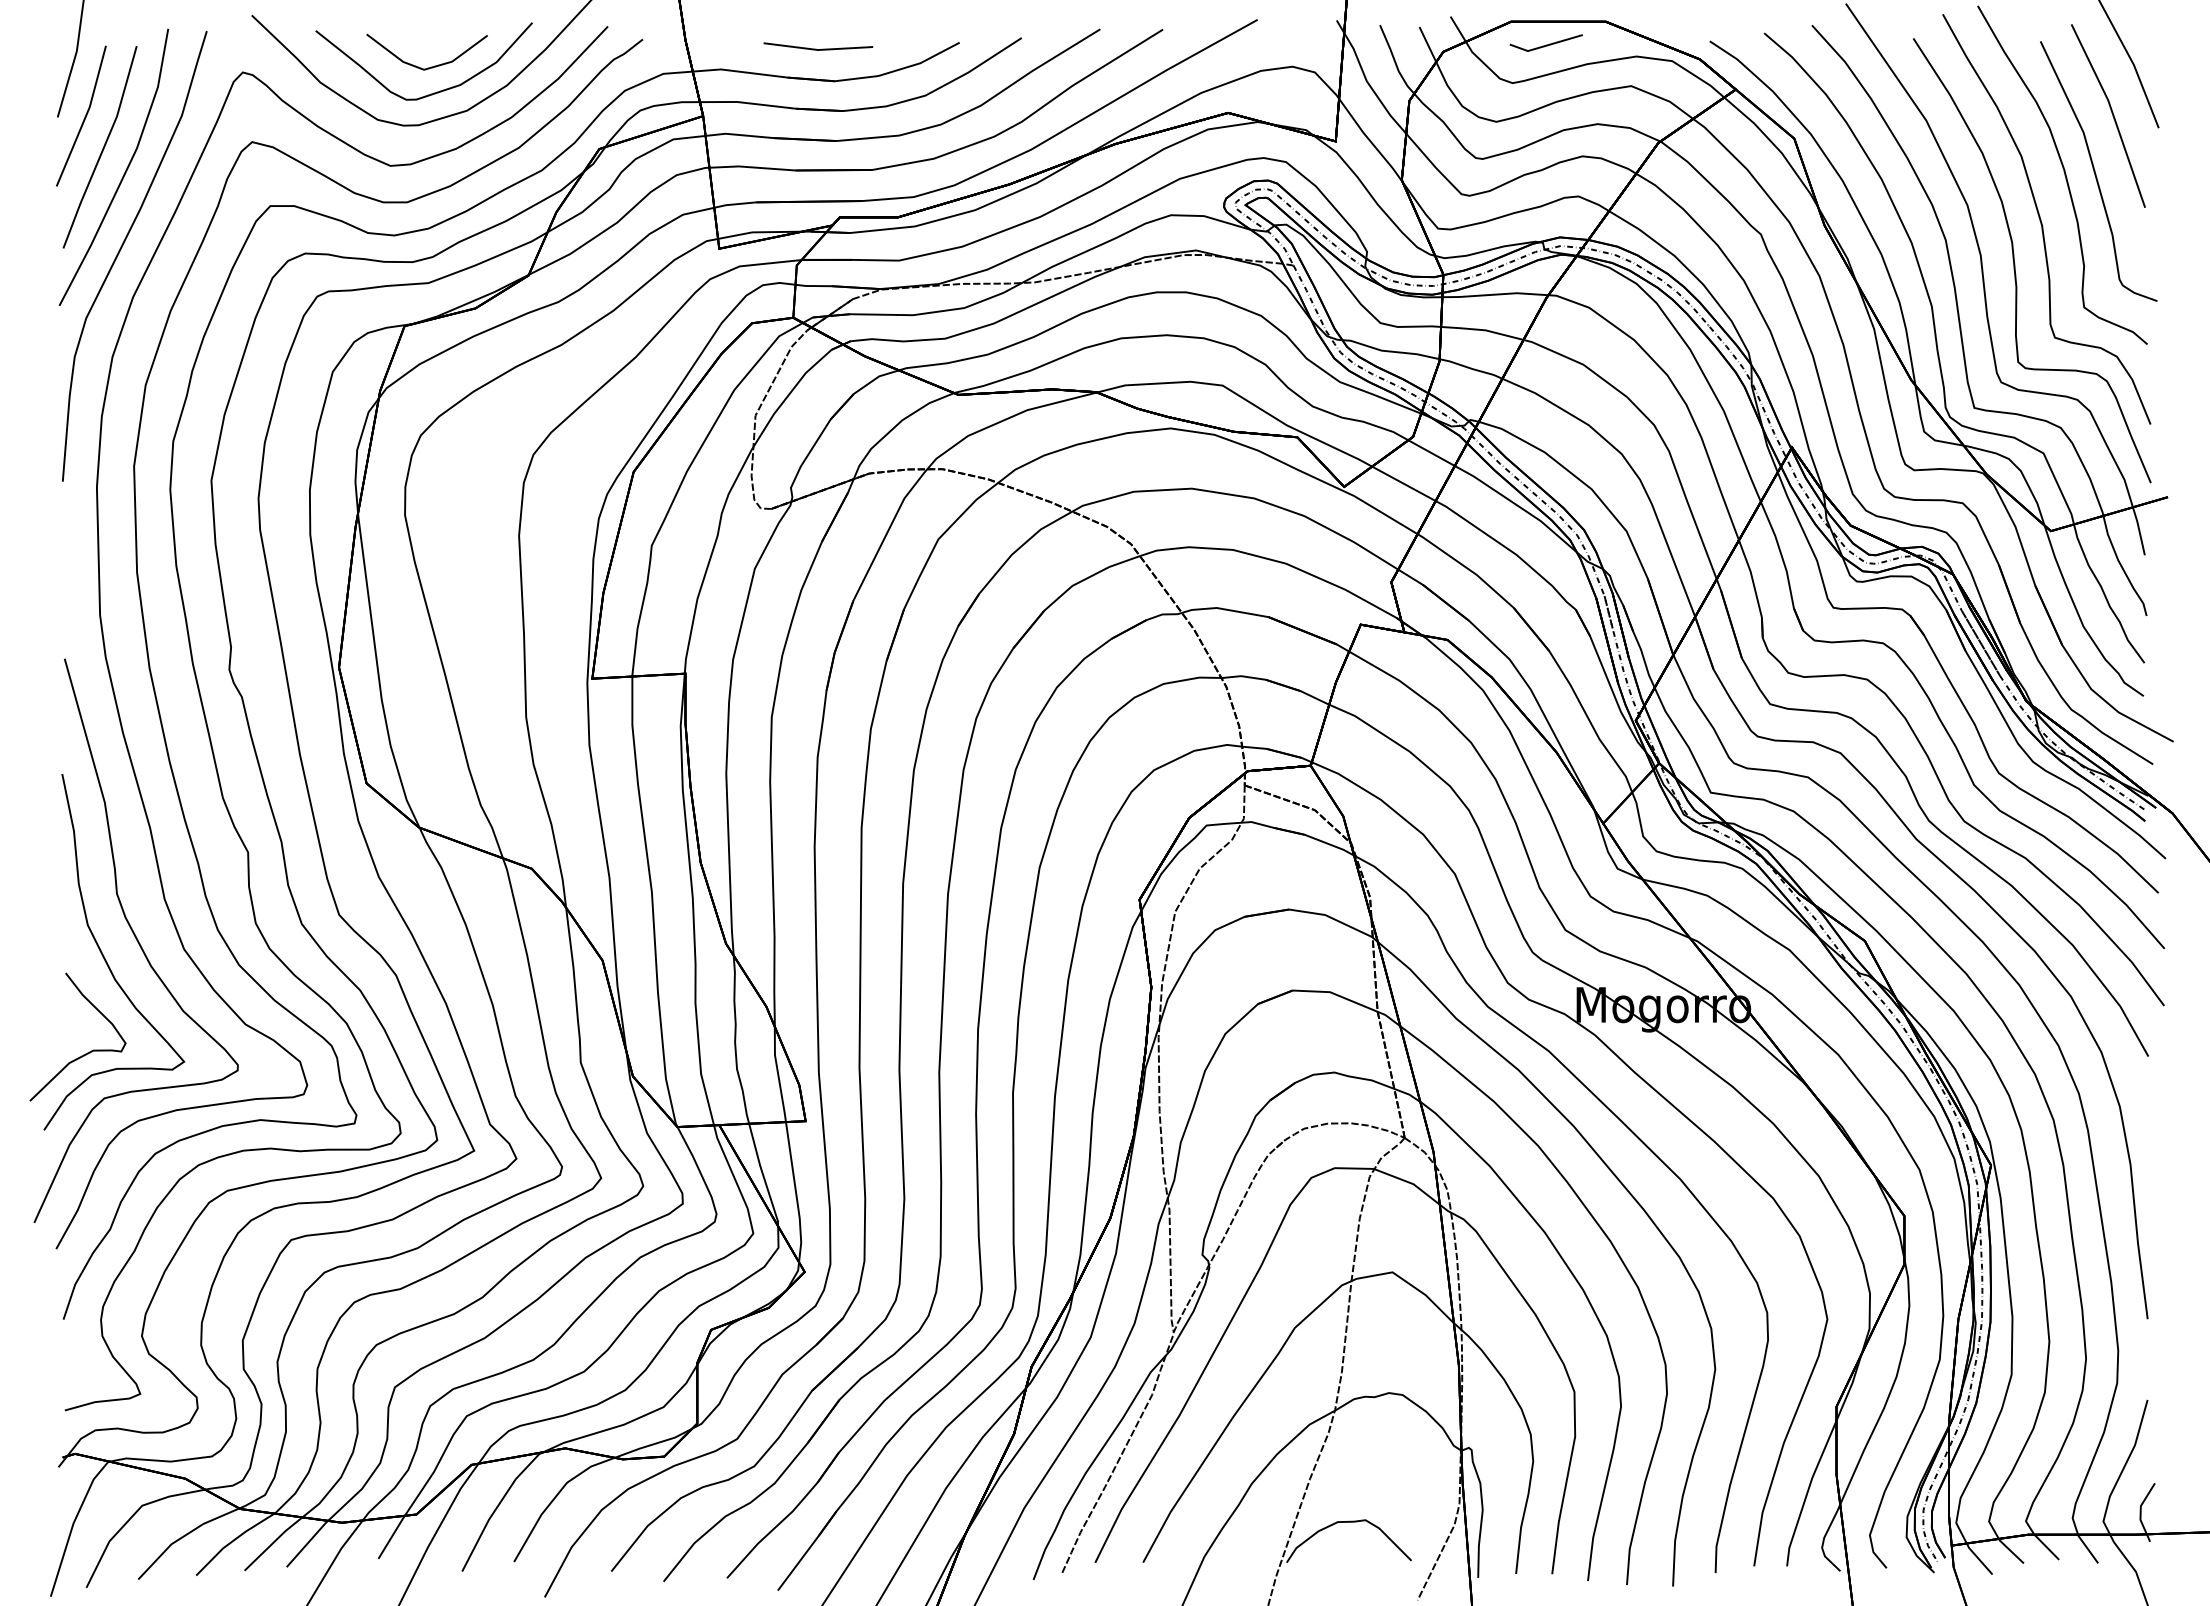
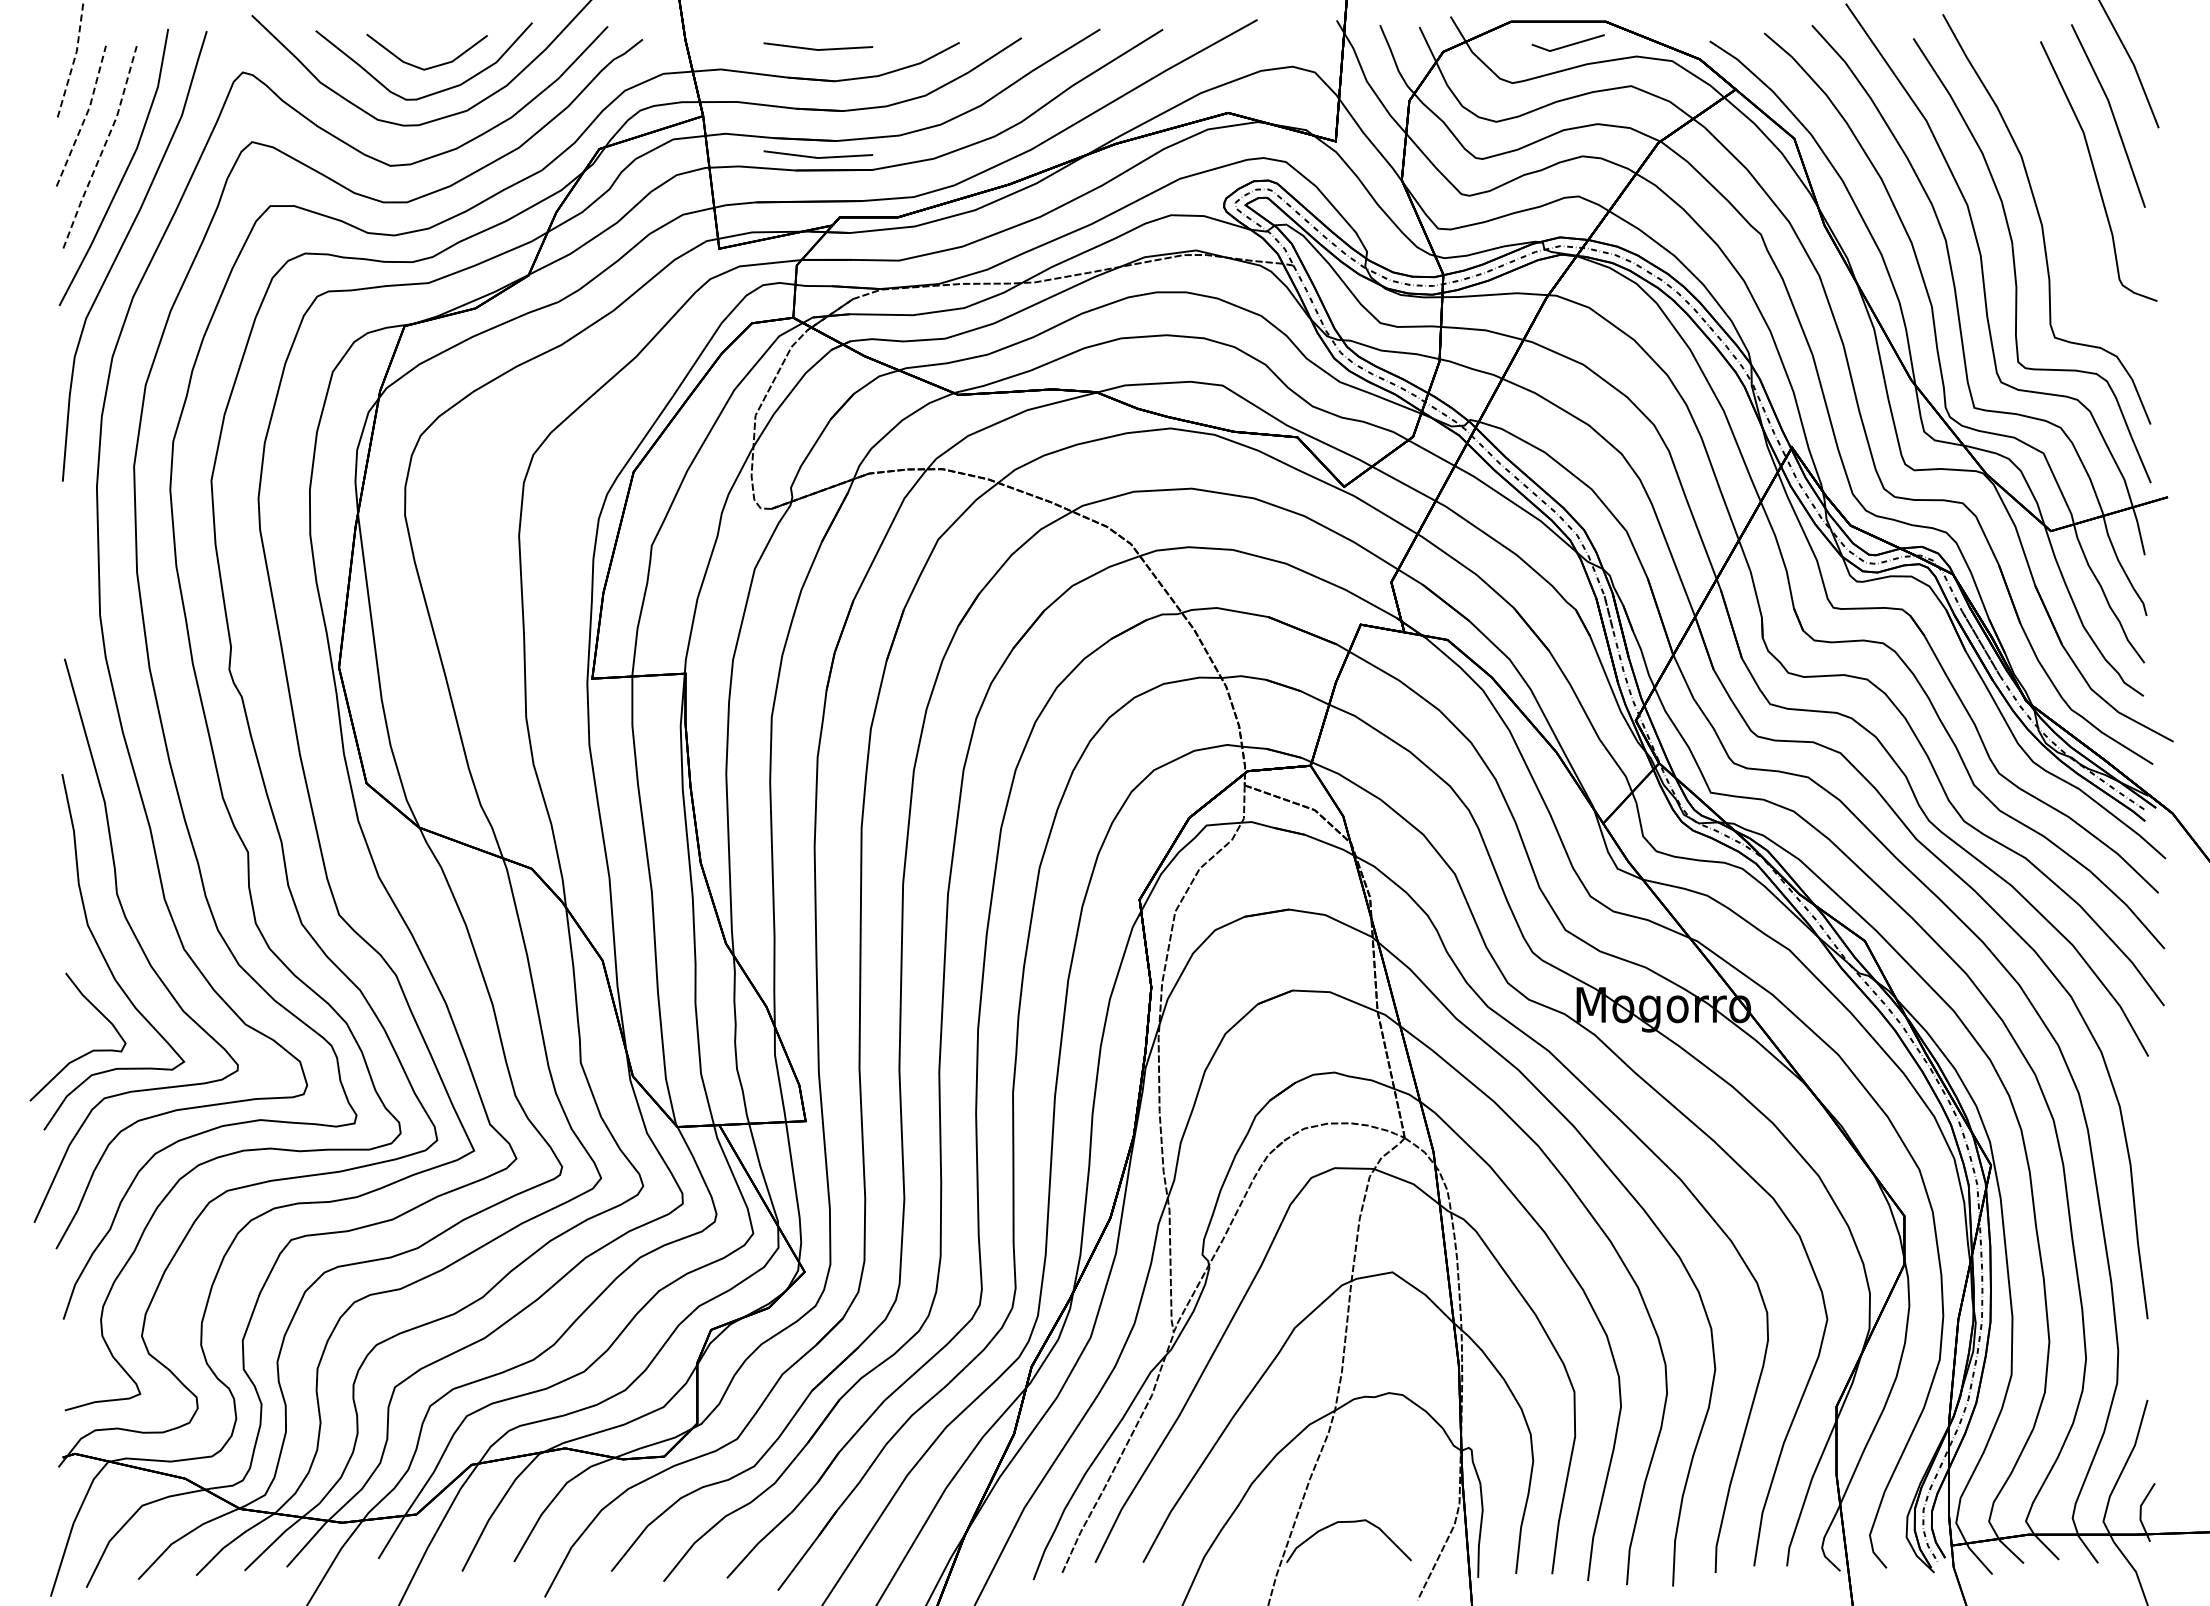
line position: (1546, 44) -> (1568, 44) (1568, 44)
line: solid -> dashed (74, 58)
line: solid -> dashed (85, 117)
line: solid -> dashed (103, 148)
line: none -> present (816, 156)
curve: present -> none (2064, 174)
